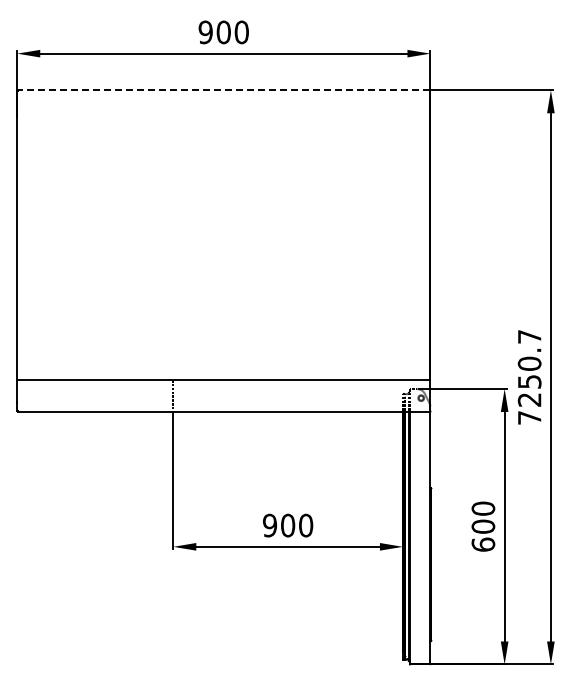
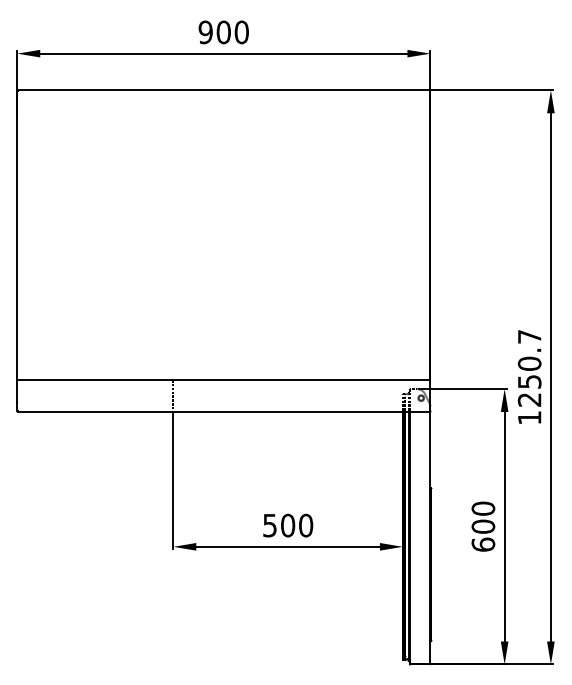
line: dashed -> solid (223, 90)
text: 7250.7 -> 1250.7 (529, 417)
text: 900 -> 500 (270, 525)
